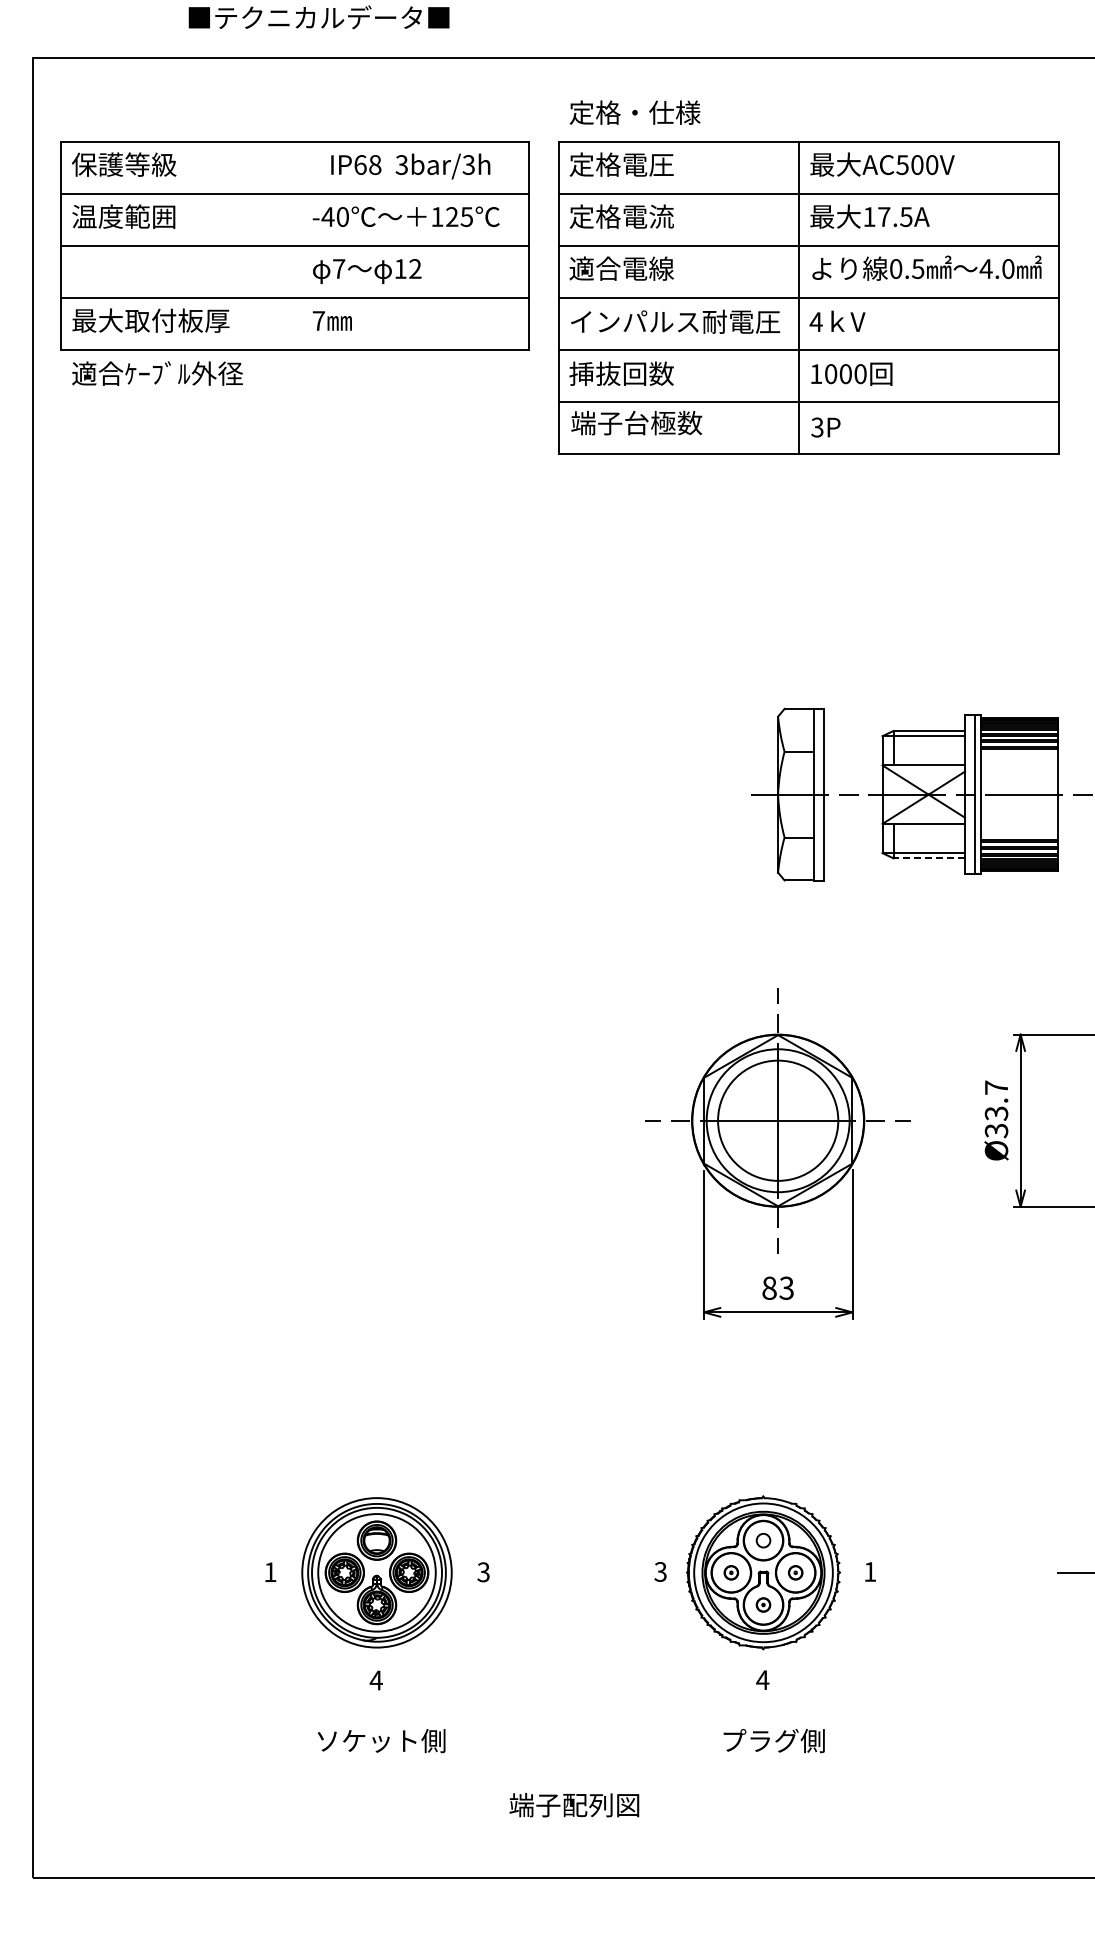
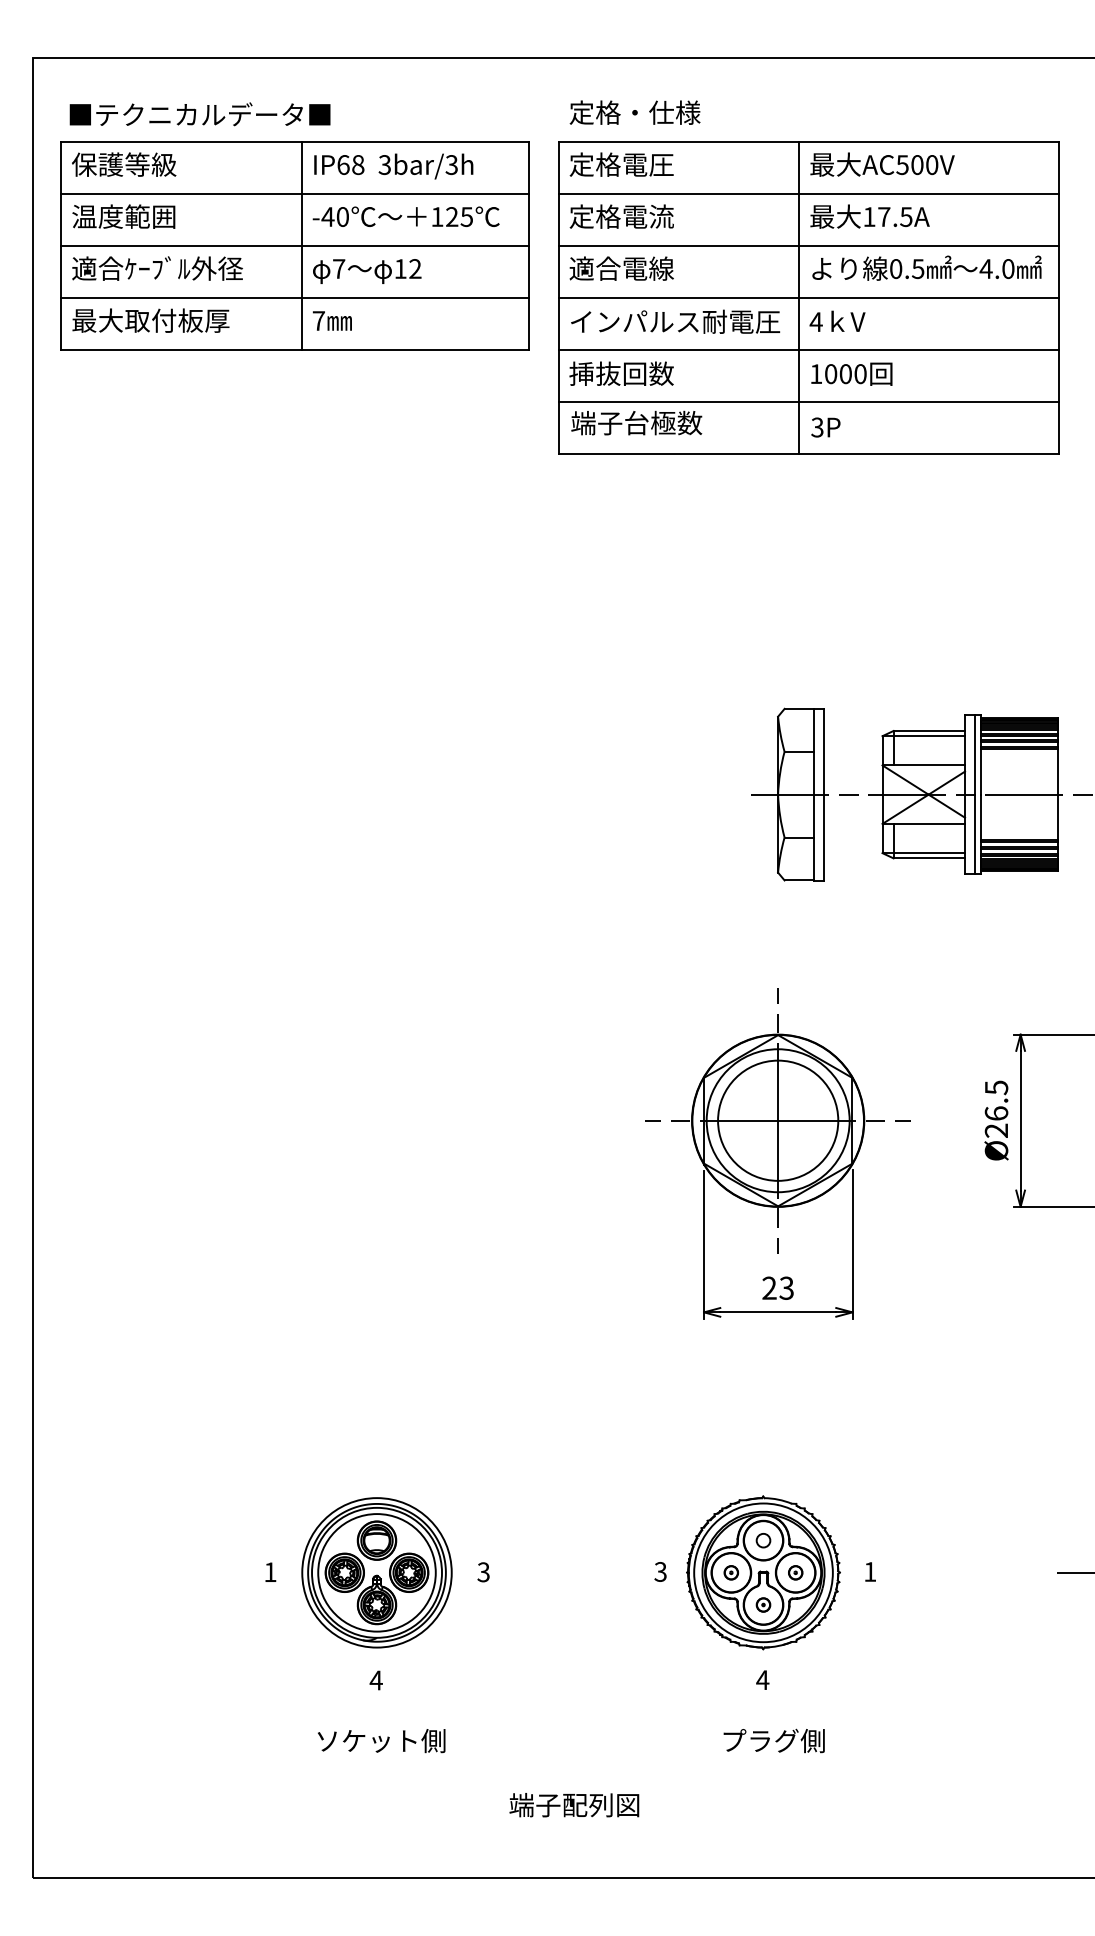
text position: (318, 17) -> (199, 114) (199, 114)
text position: (410, 166) -> (393, 166) (393, 166)
line: none -> present (301, 246)
text position: (157, 373) -> (157, 268) (157, 268)
line: dashed -> solid (929, 858)
text: Ø33.7 -> Ø26.5 (996, 1109)
text: 83 -> 23 (769, 1287)
